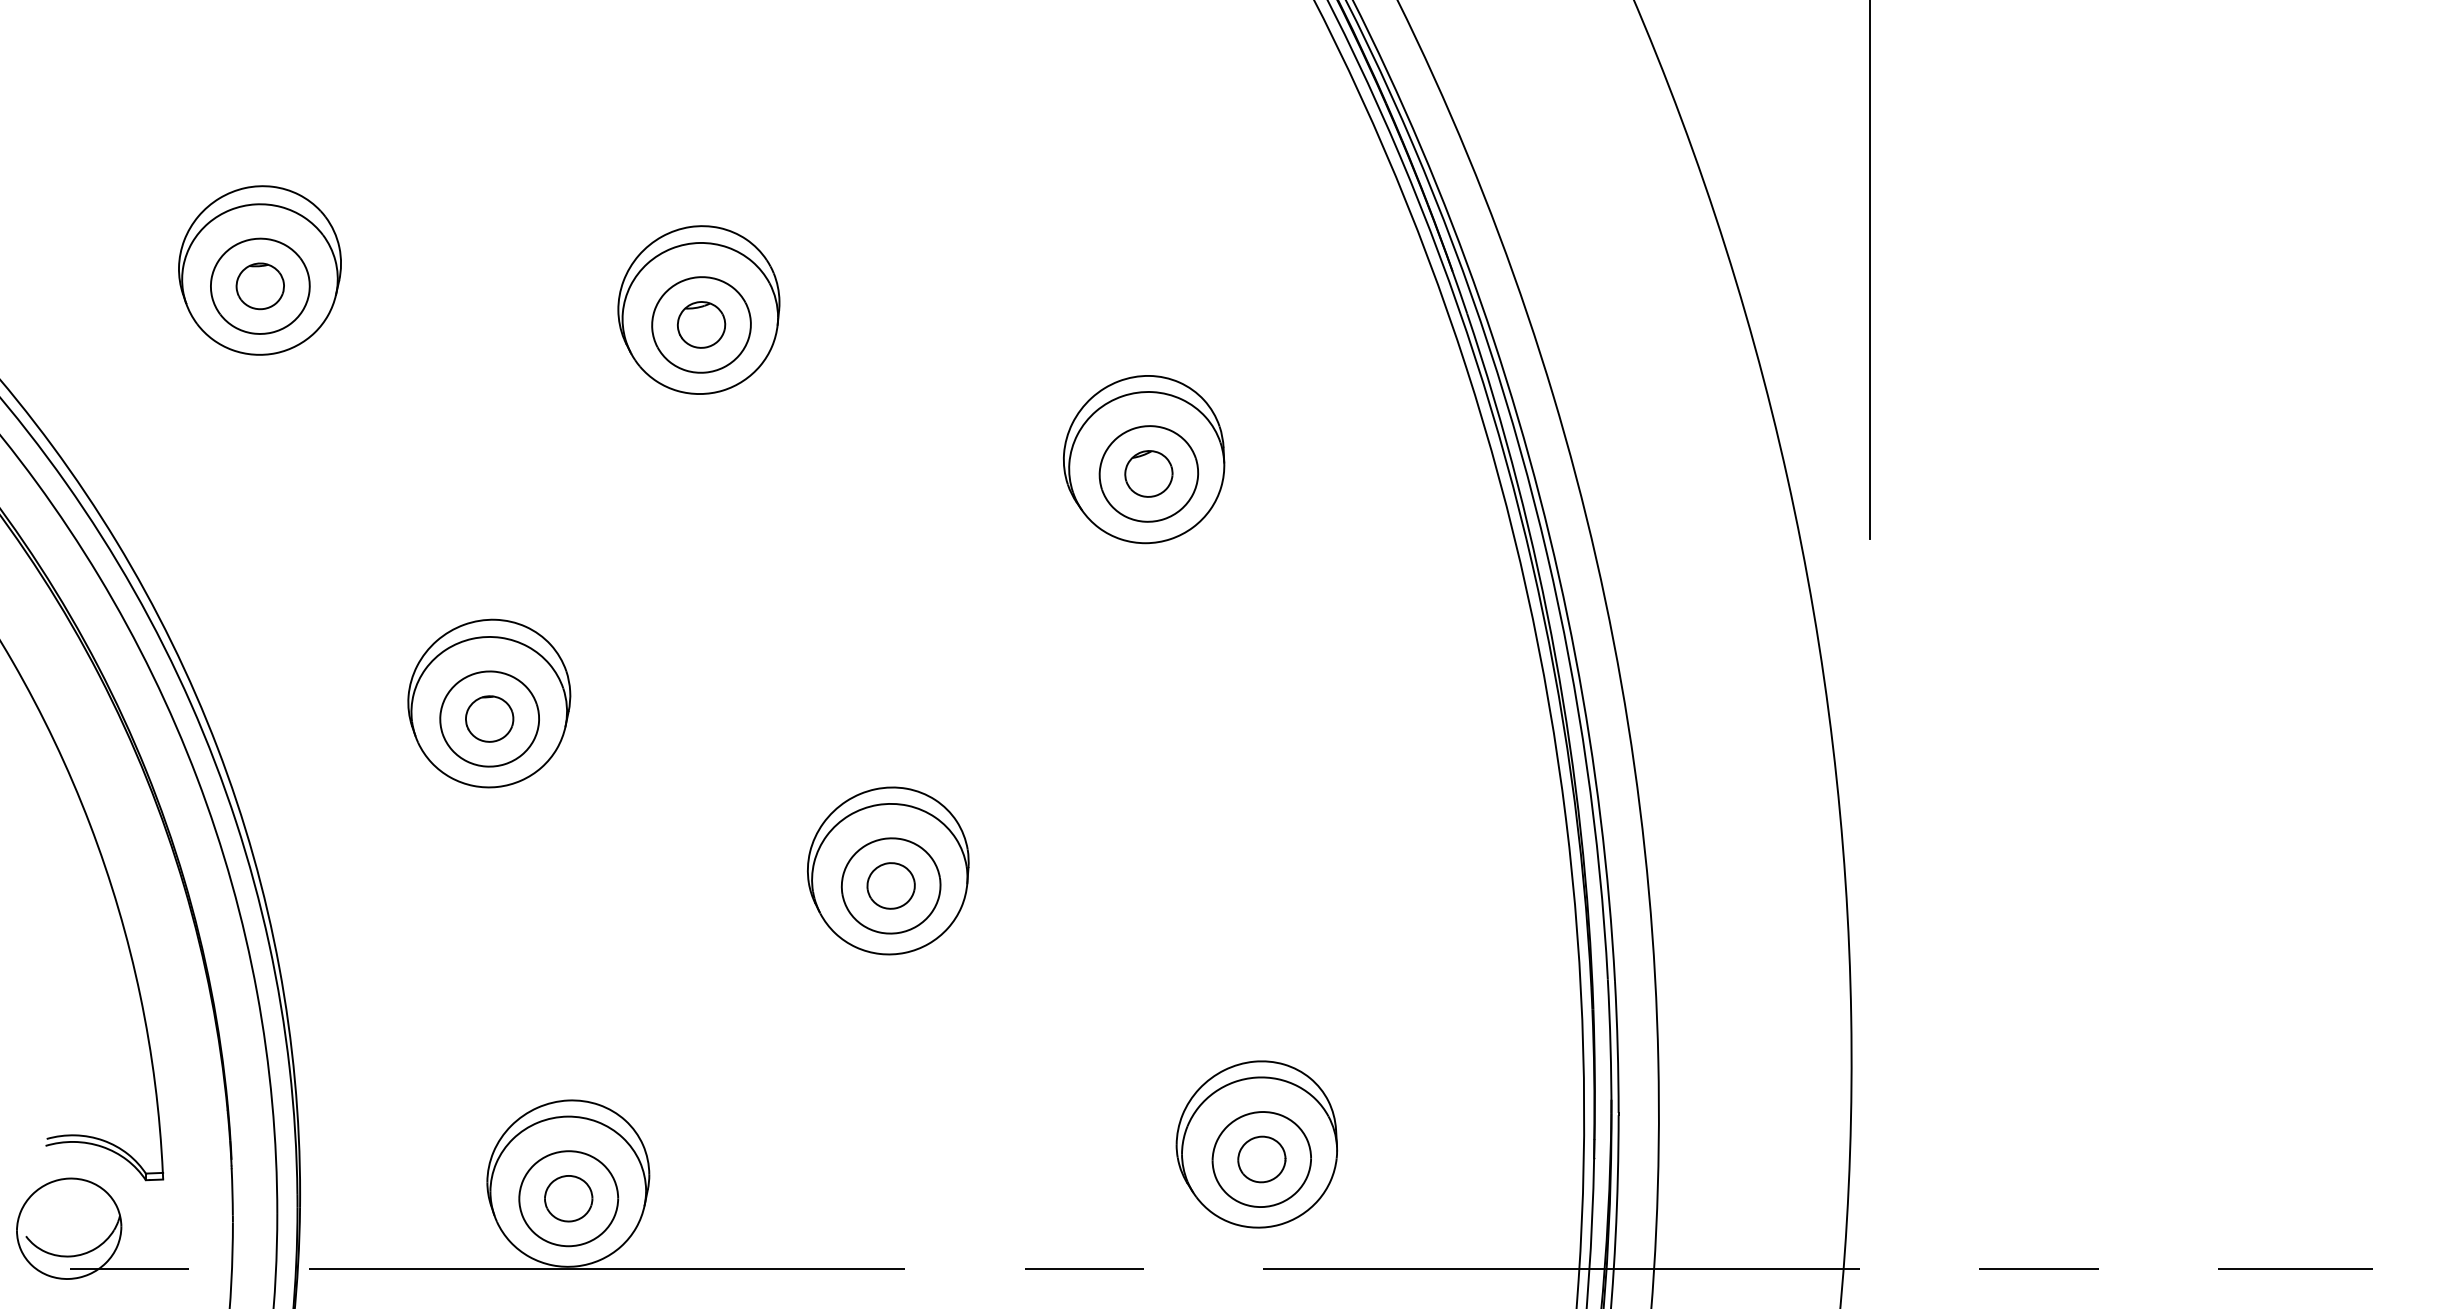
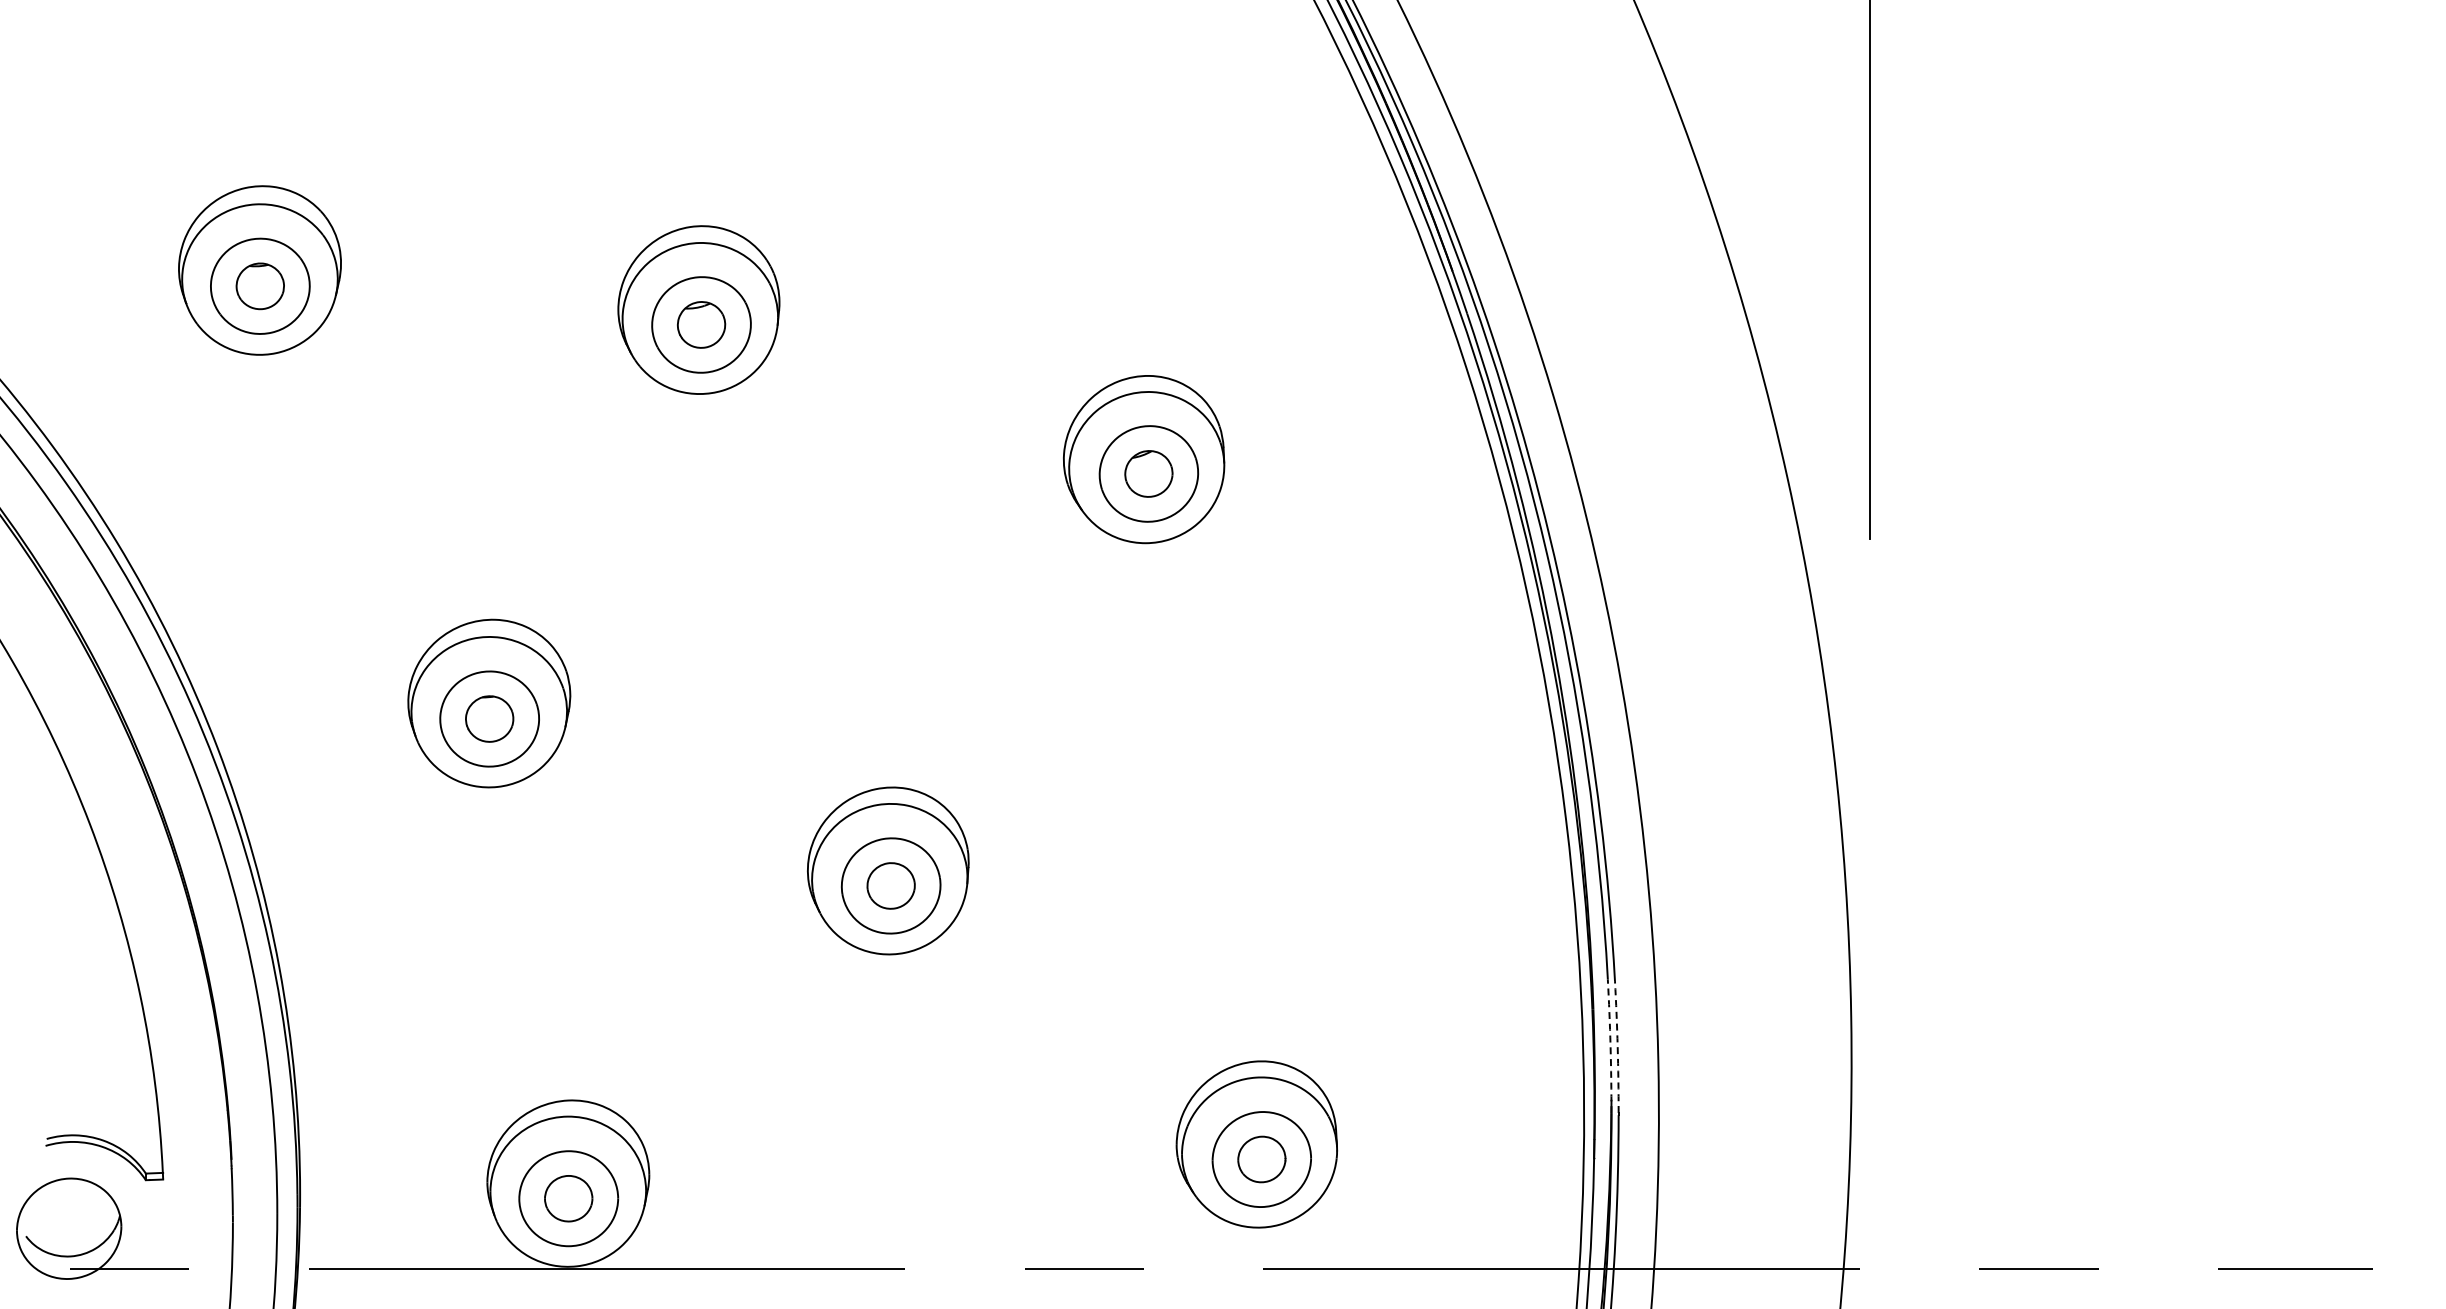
arc: solid -> dashed (1610, 1046)
arc: solid -> dashed (1617, 1047)
